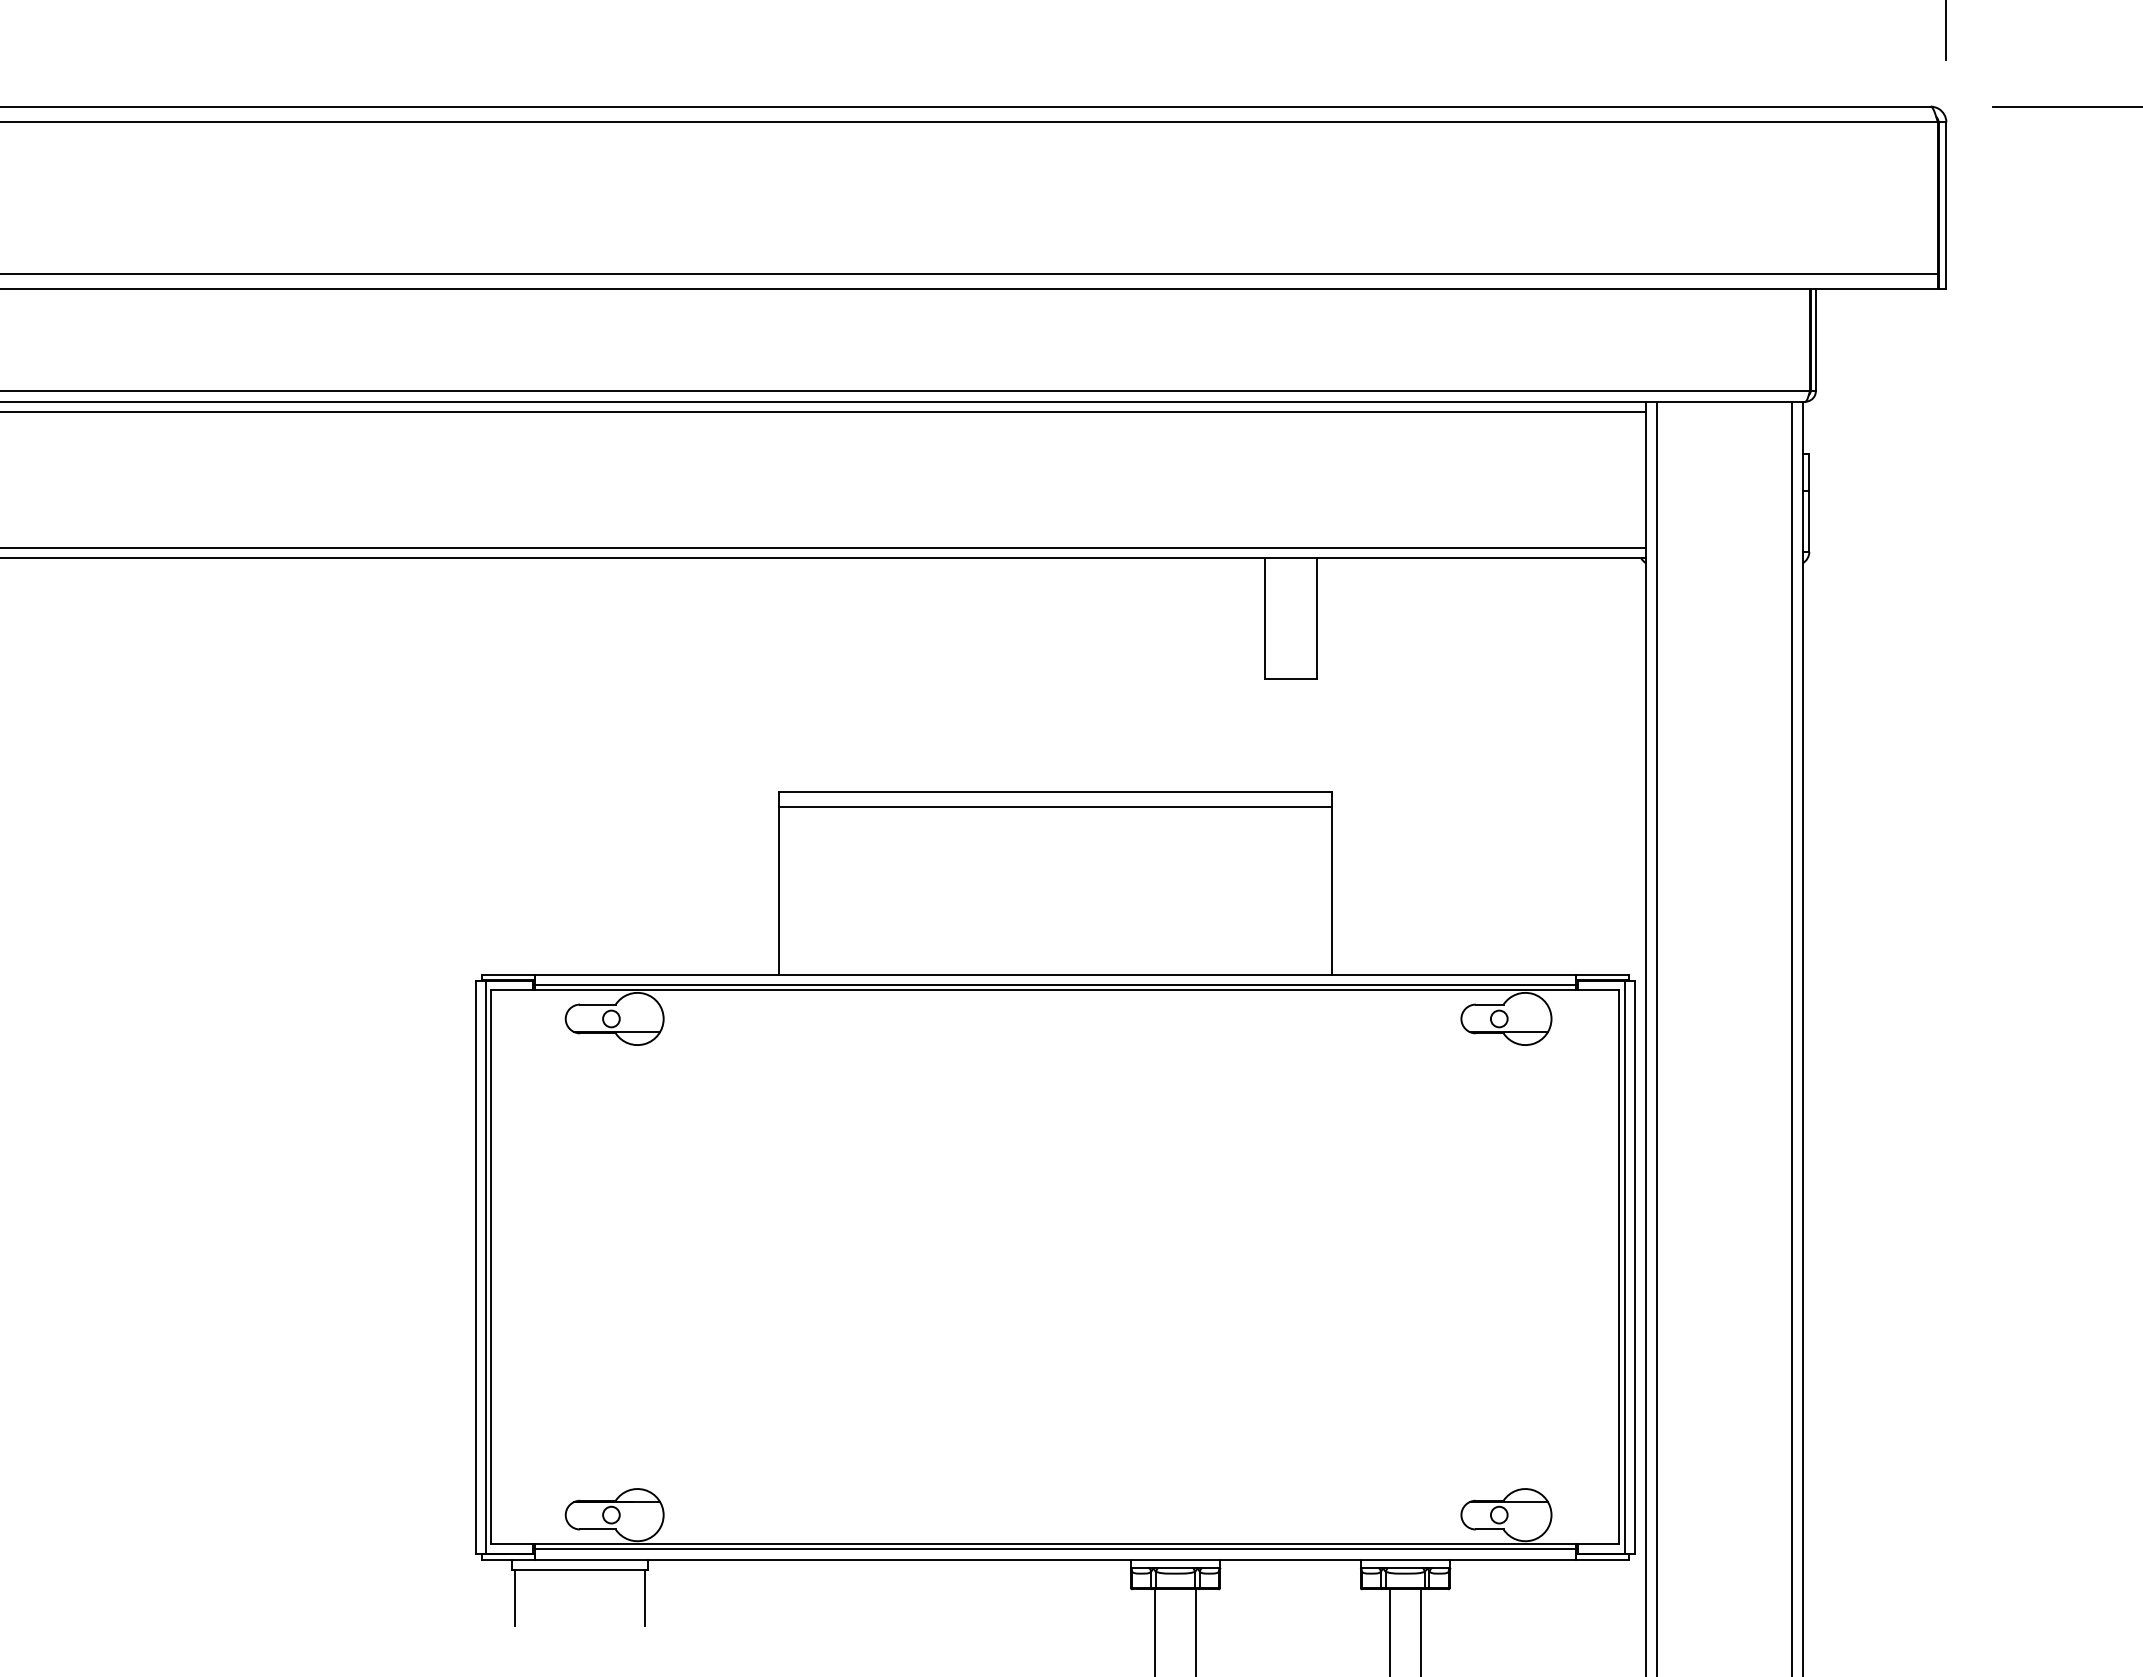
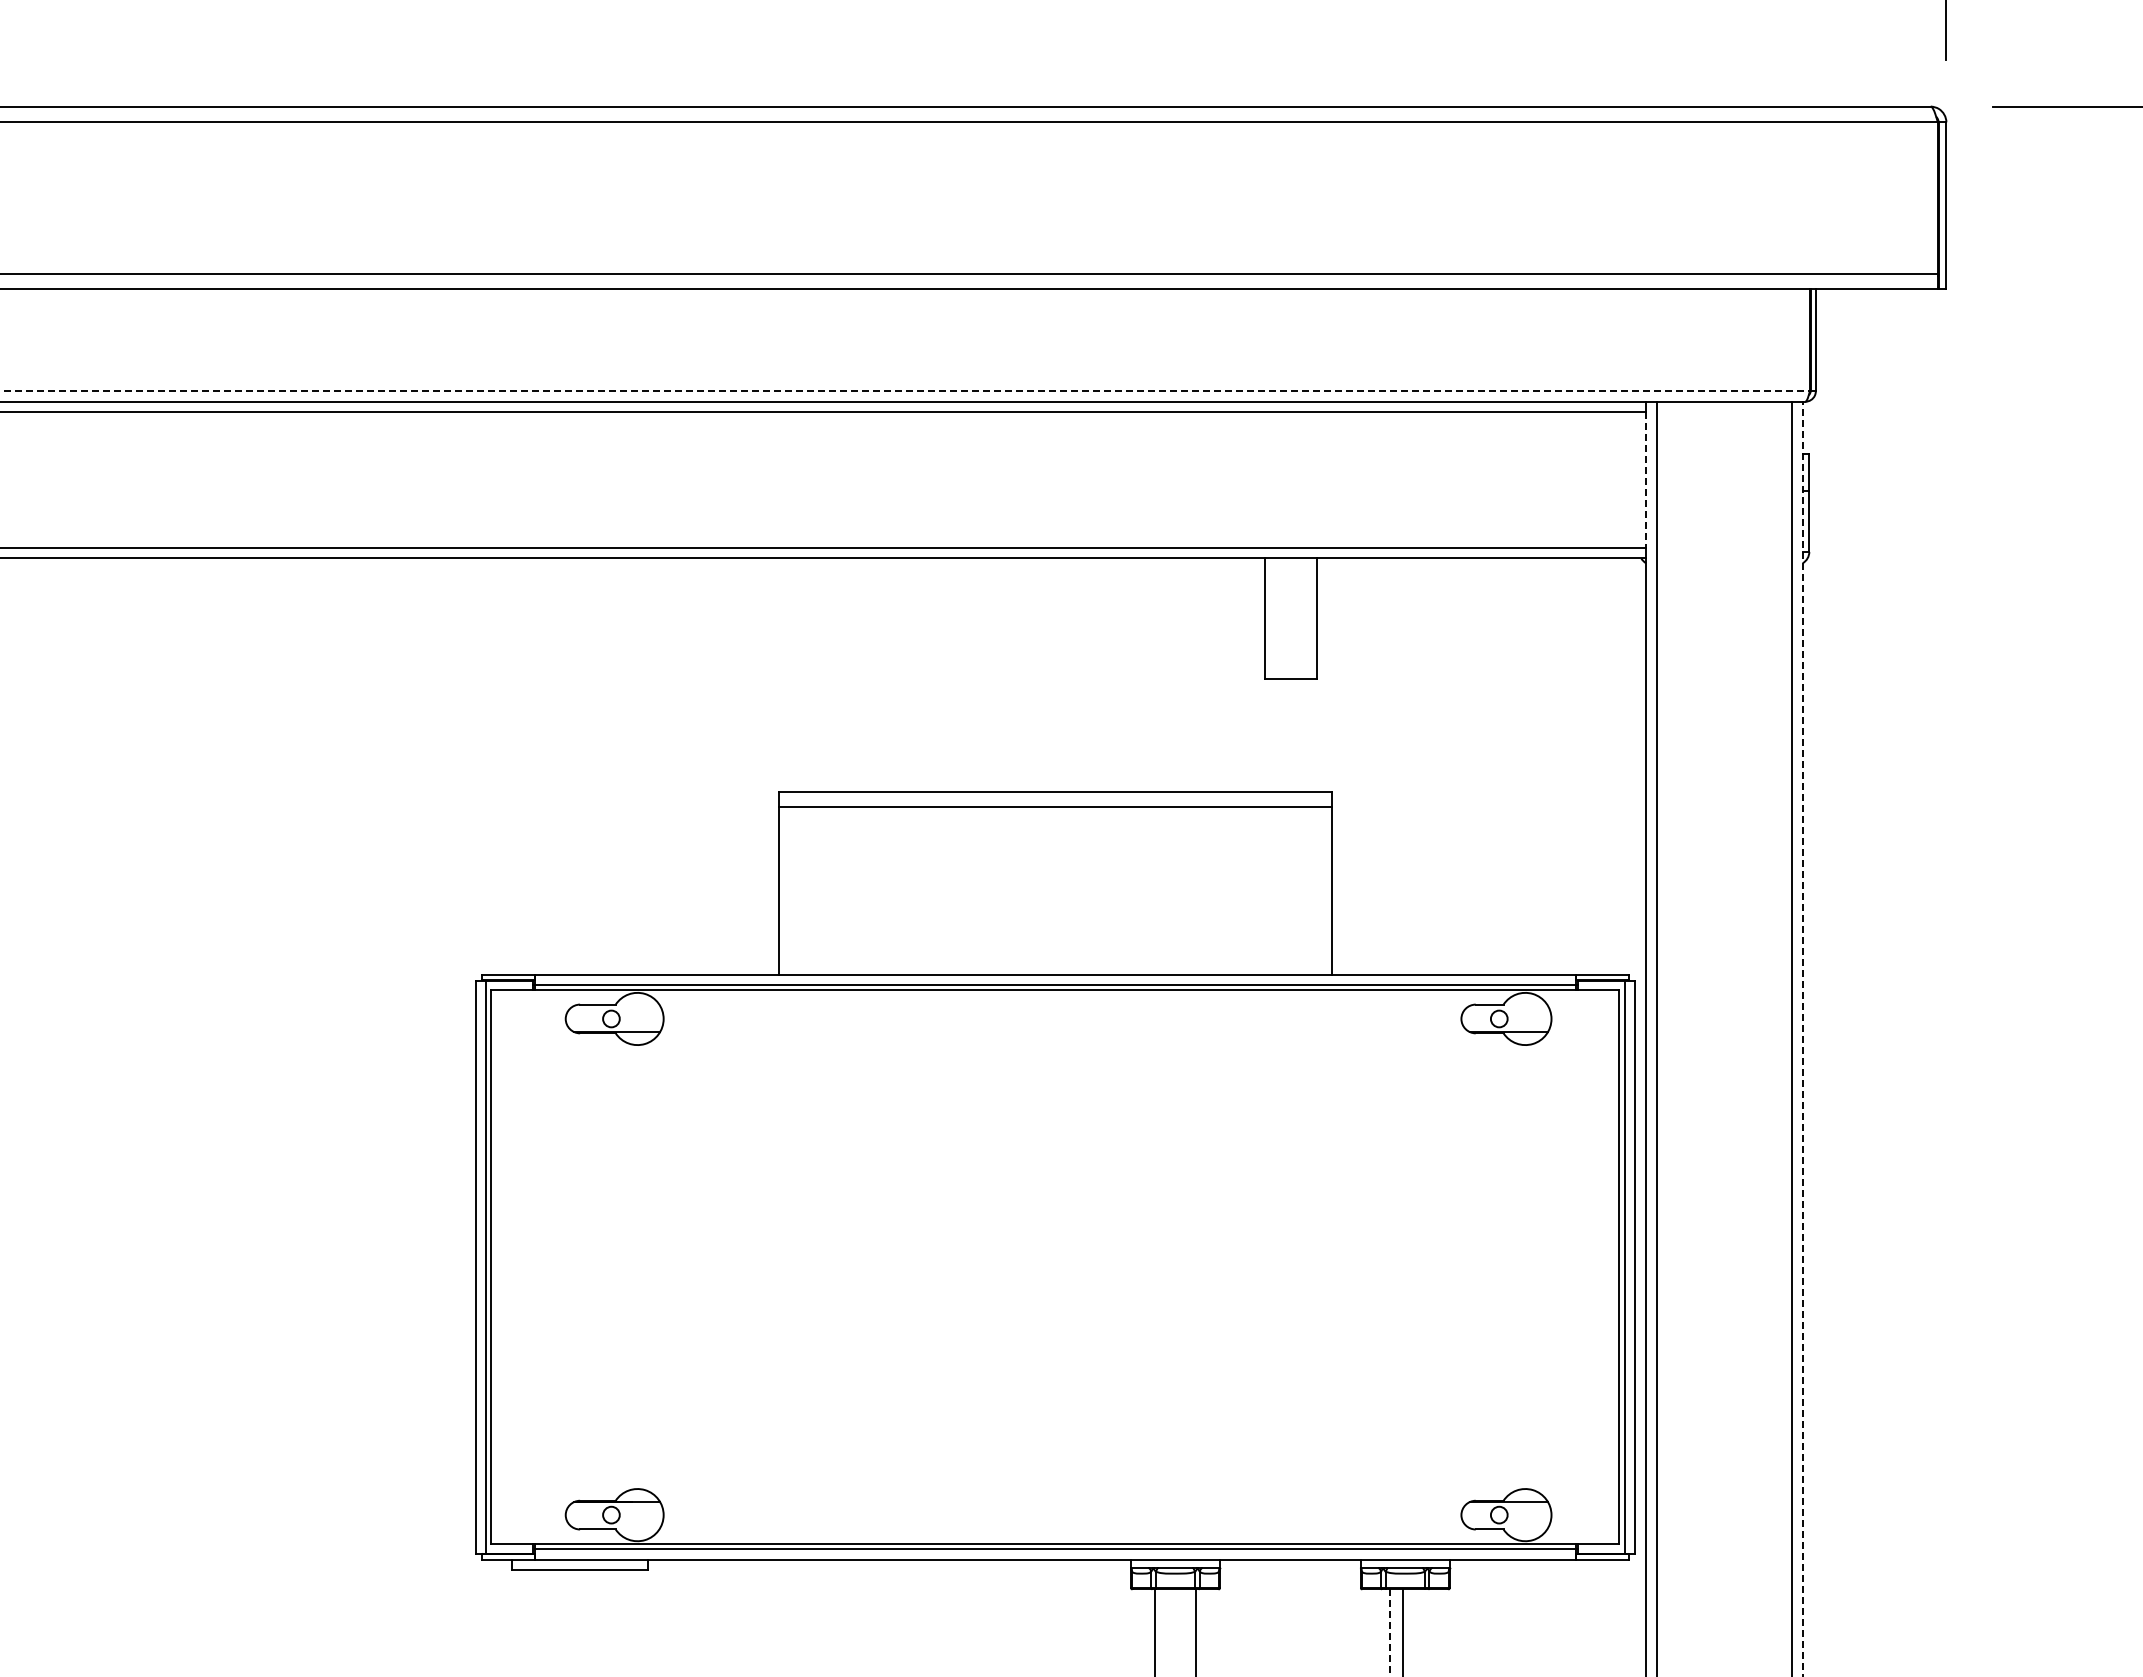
line: solid -> dashed (905, 391)
line: solid -> dashed (1646, 480)
line: solid -> dashed (1802, 1038)
line: present -> none (514, 1597)
line: present -> none (645, 1597)
line position: (1420, 1631) -> (1402, 1631) (1402, 1631)
line: solid -> dashed (1389, 1632)
